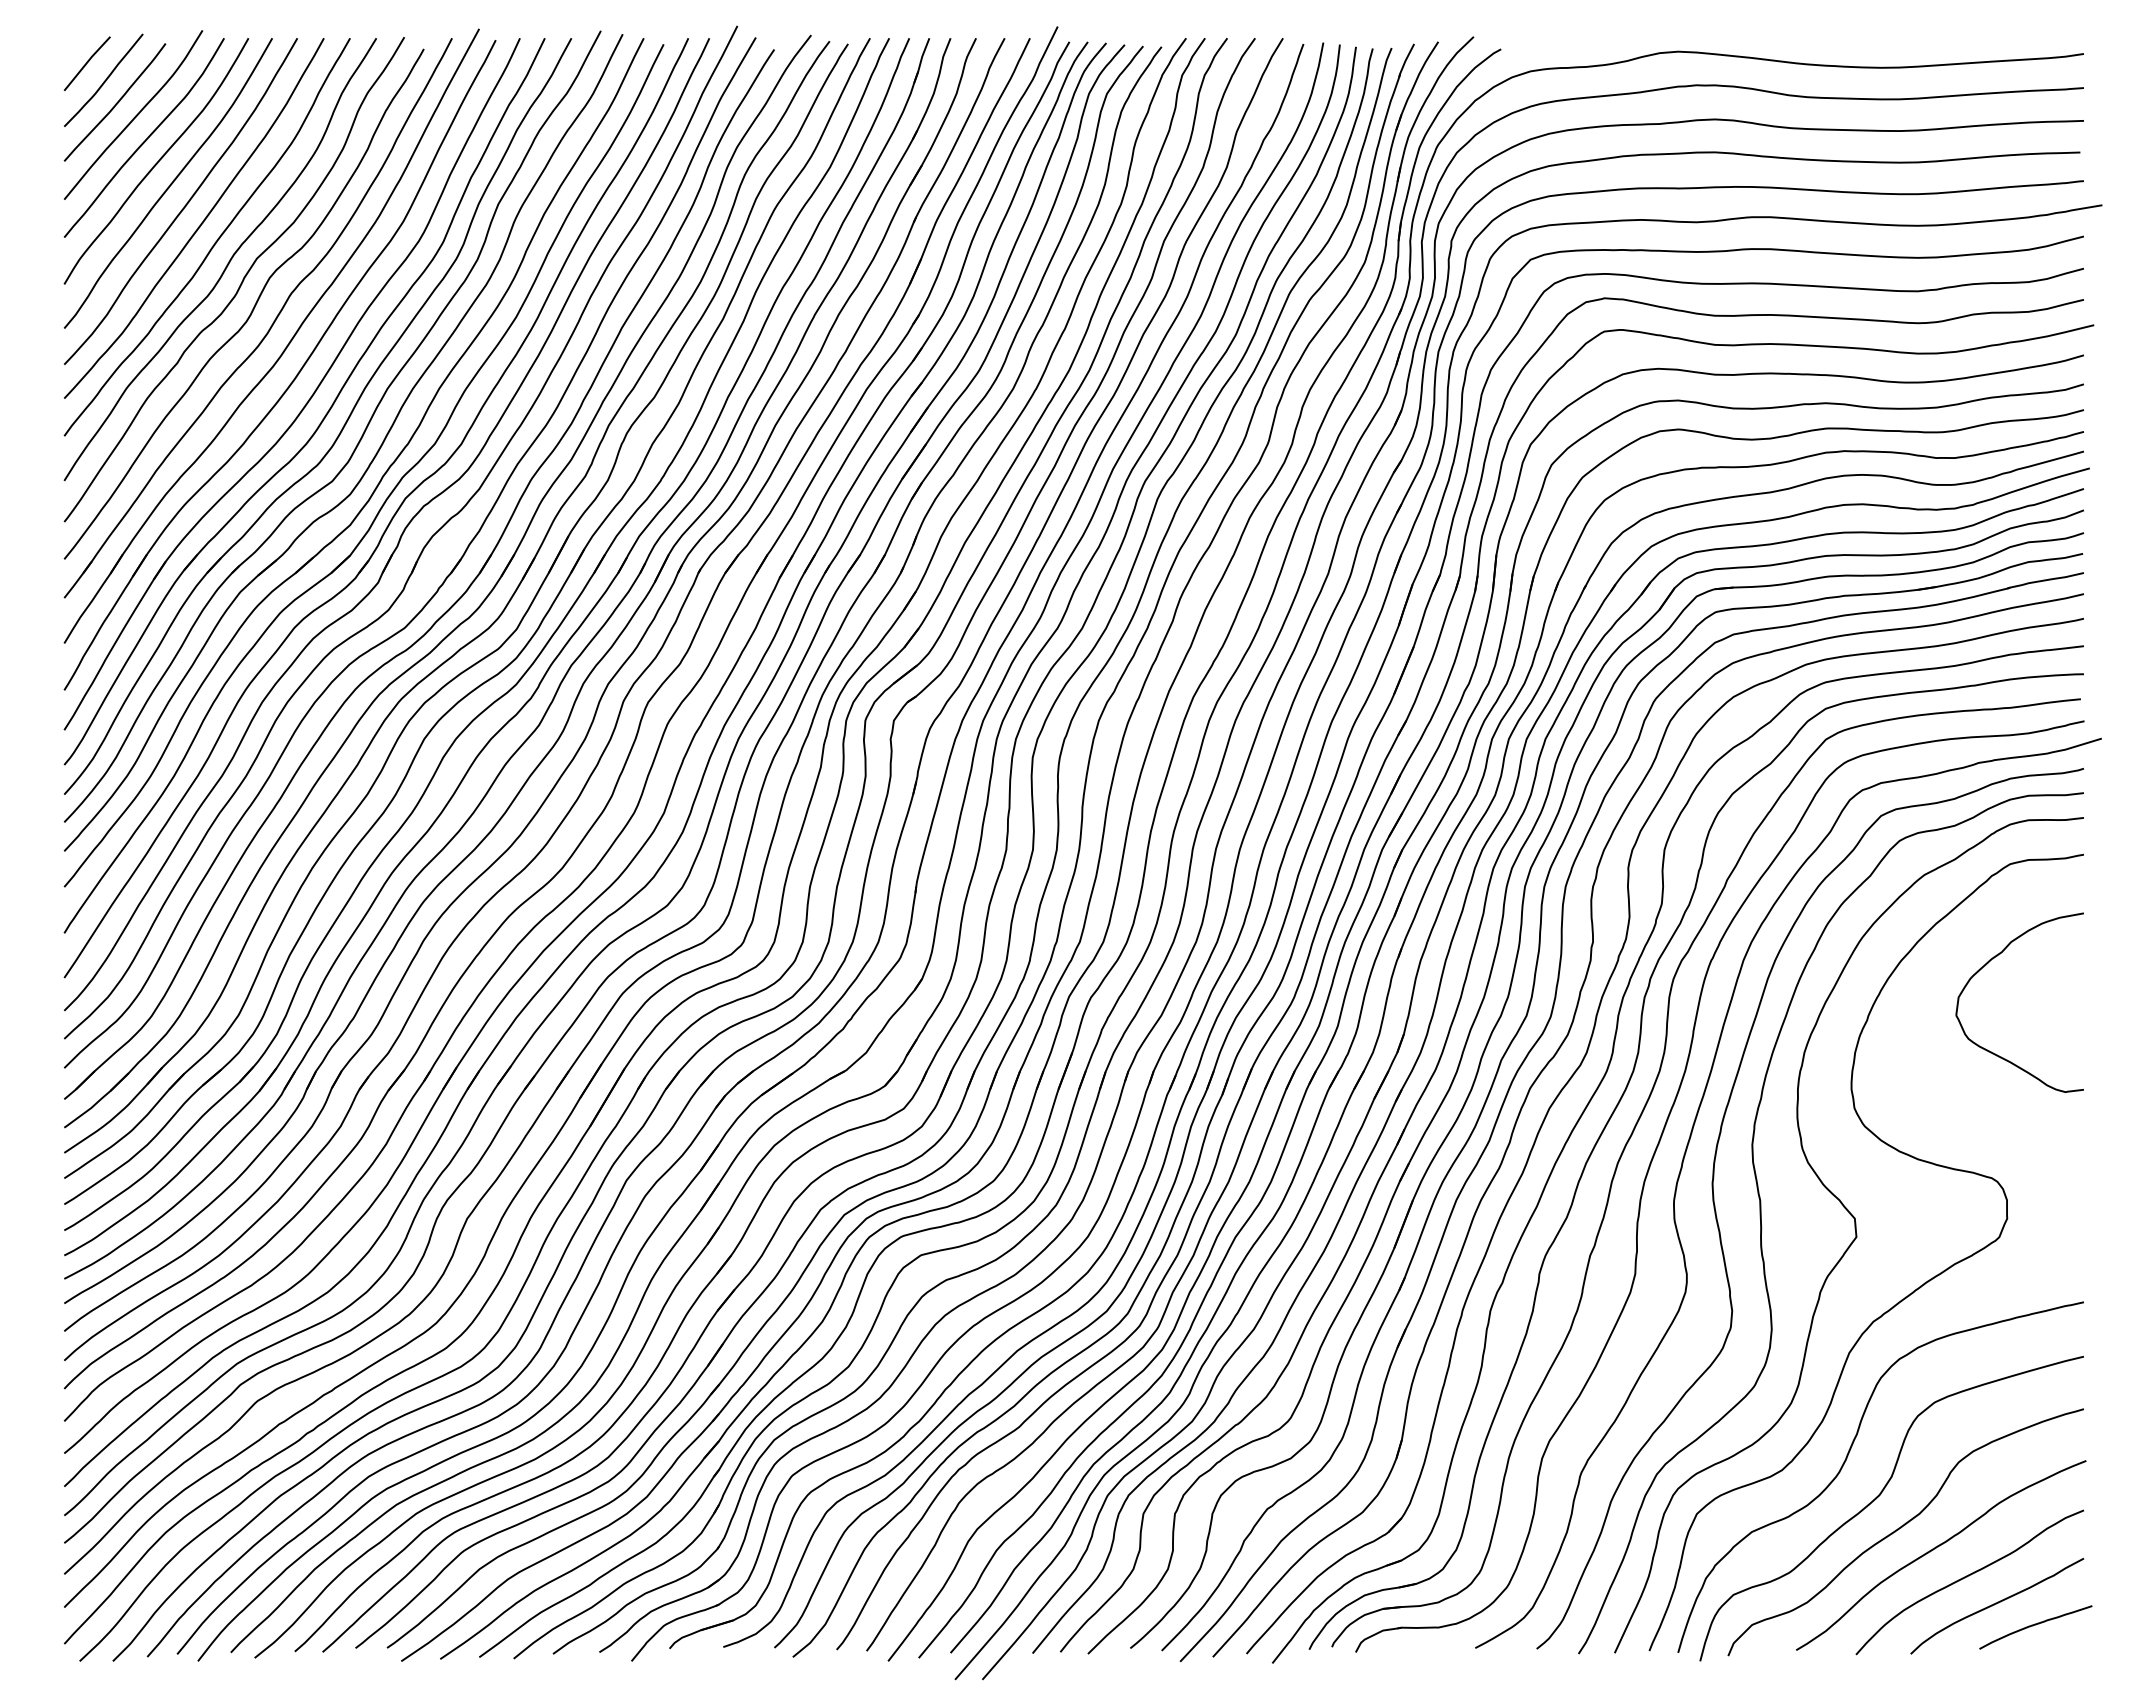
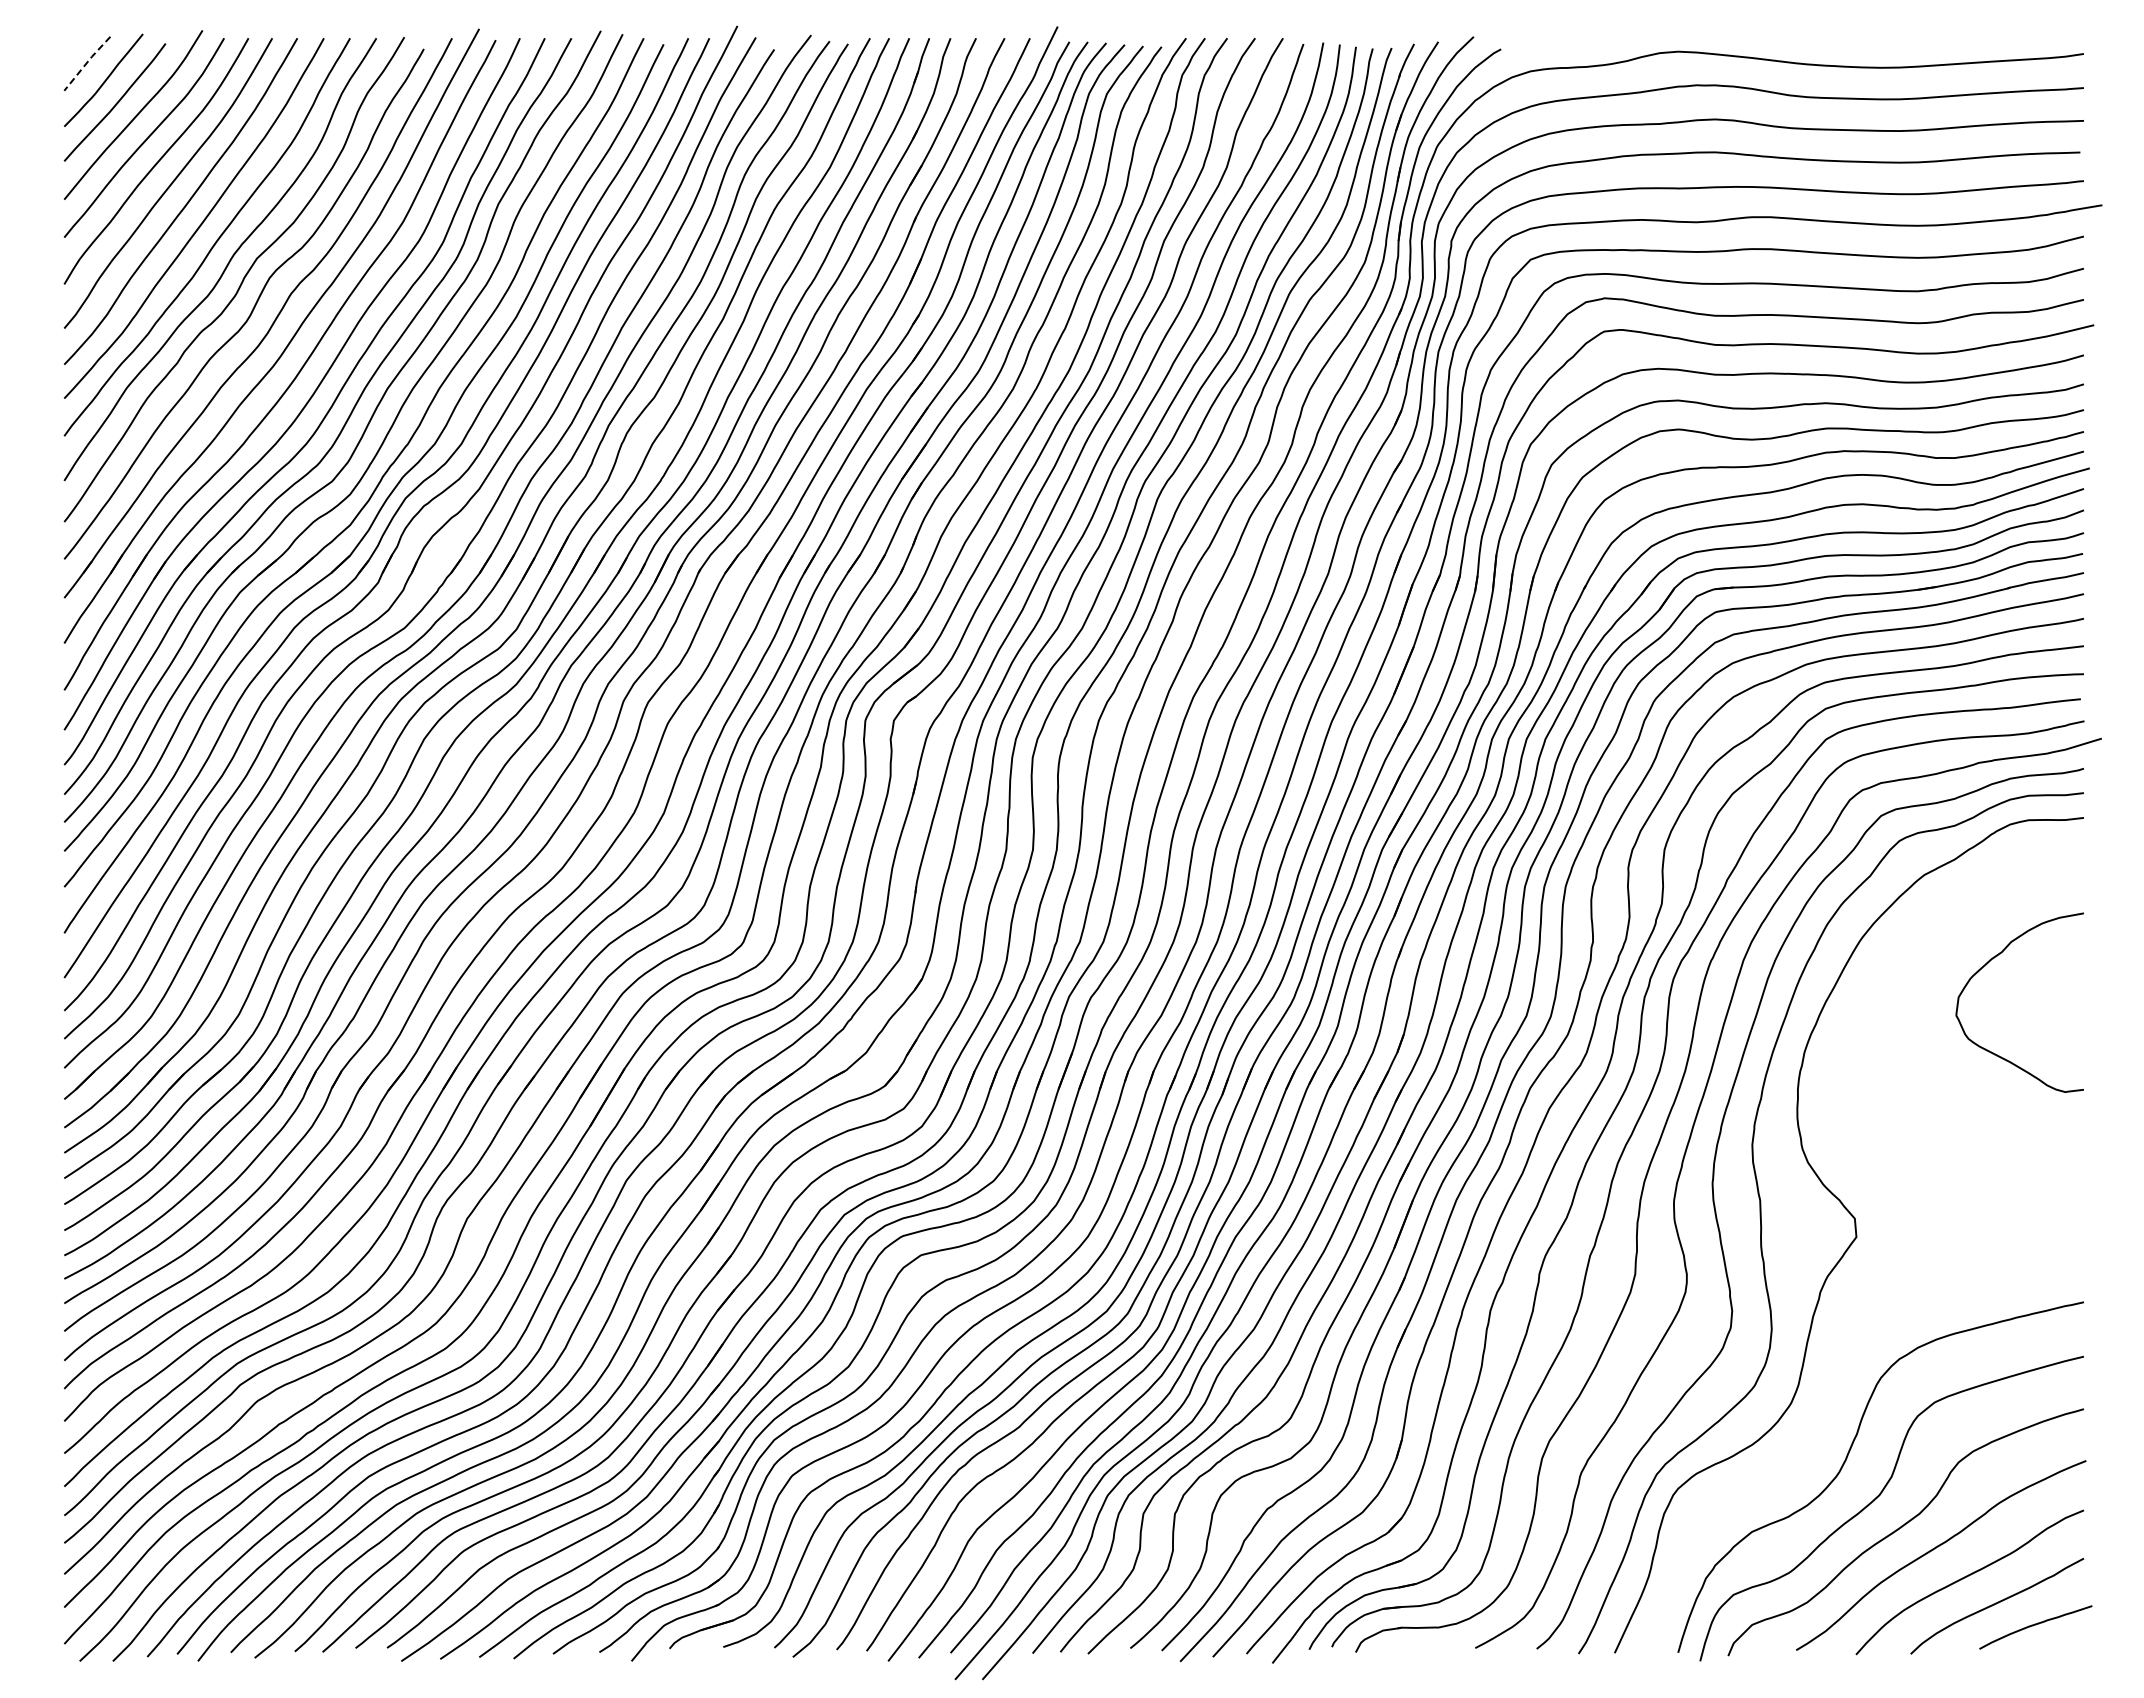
line: solid -> dashed (86, 62)
curve: present -> none (1898, 1301)
